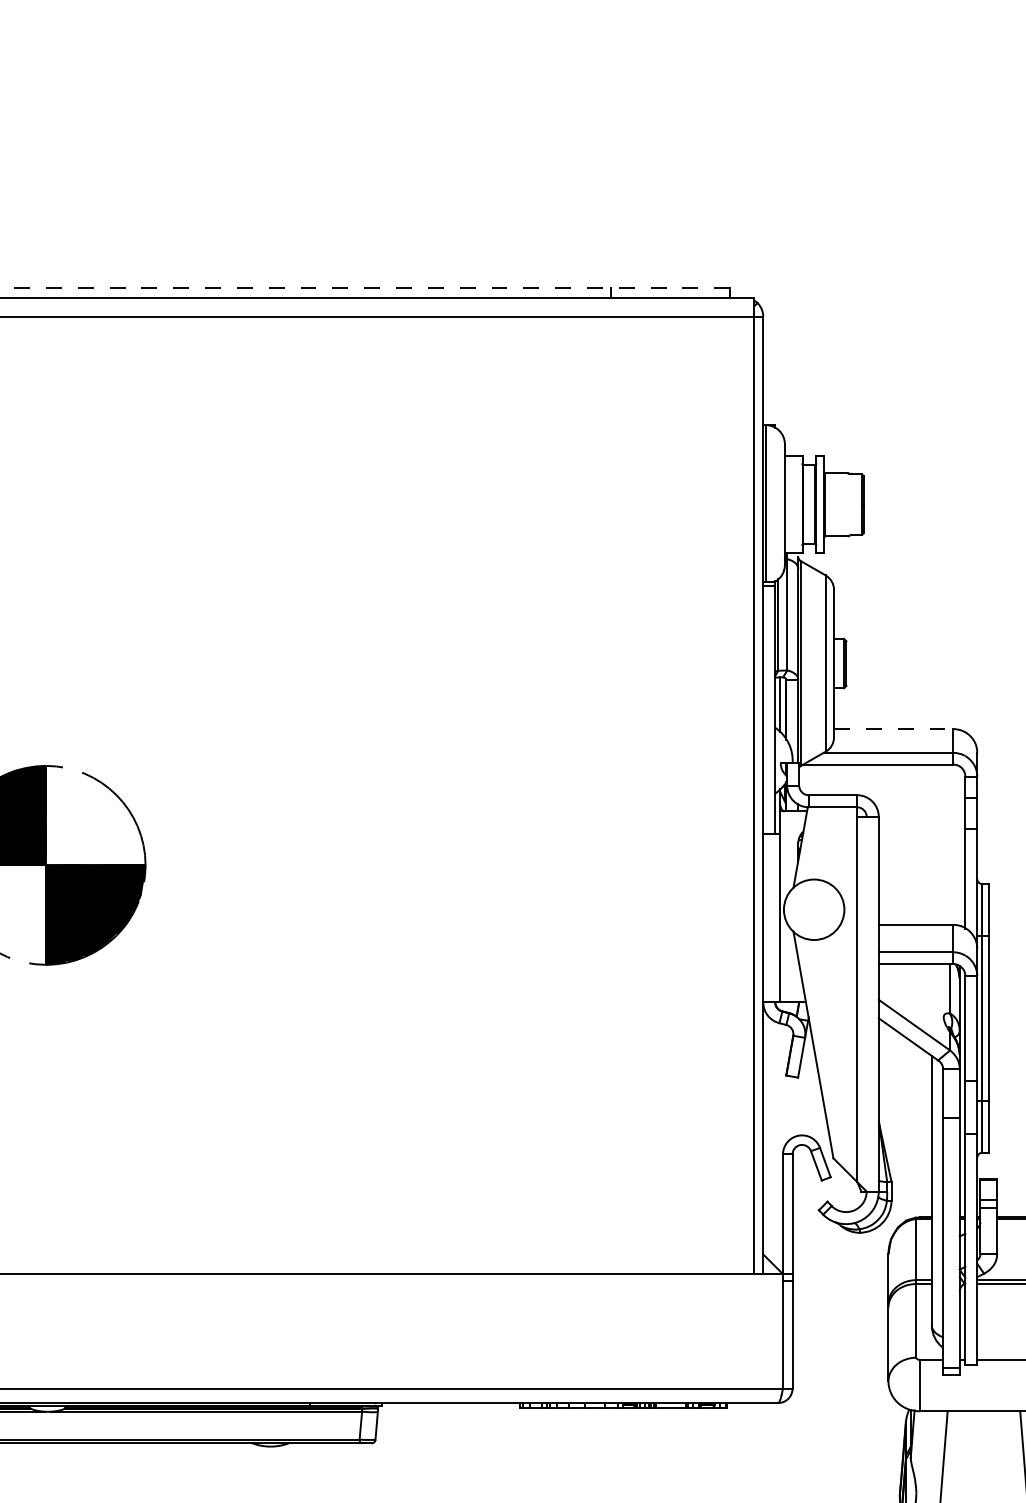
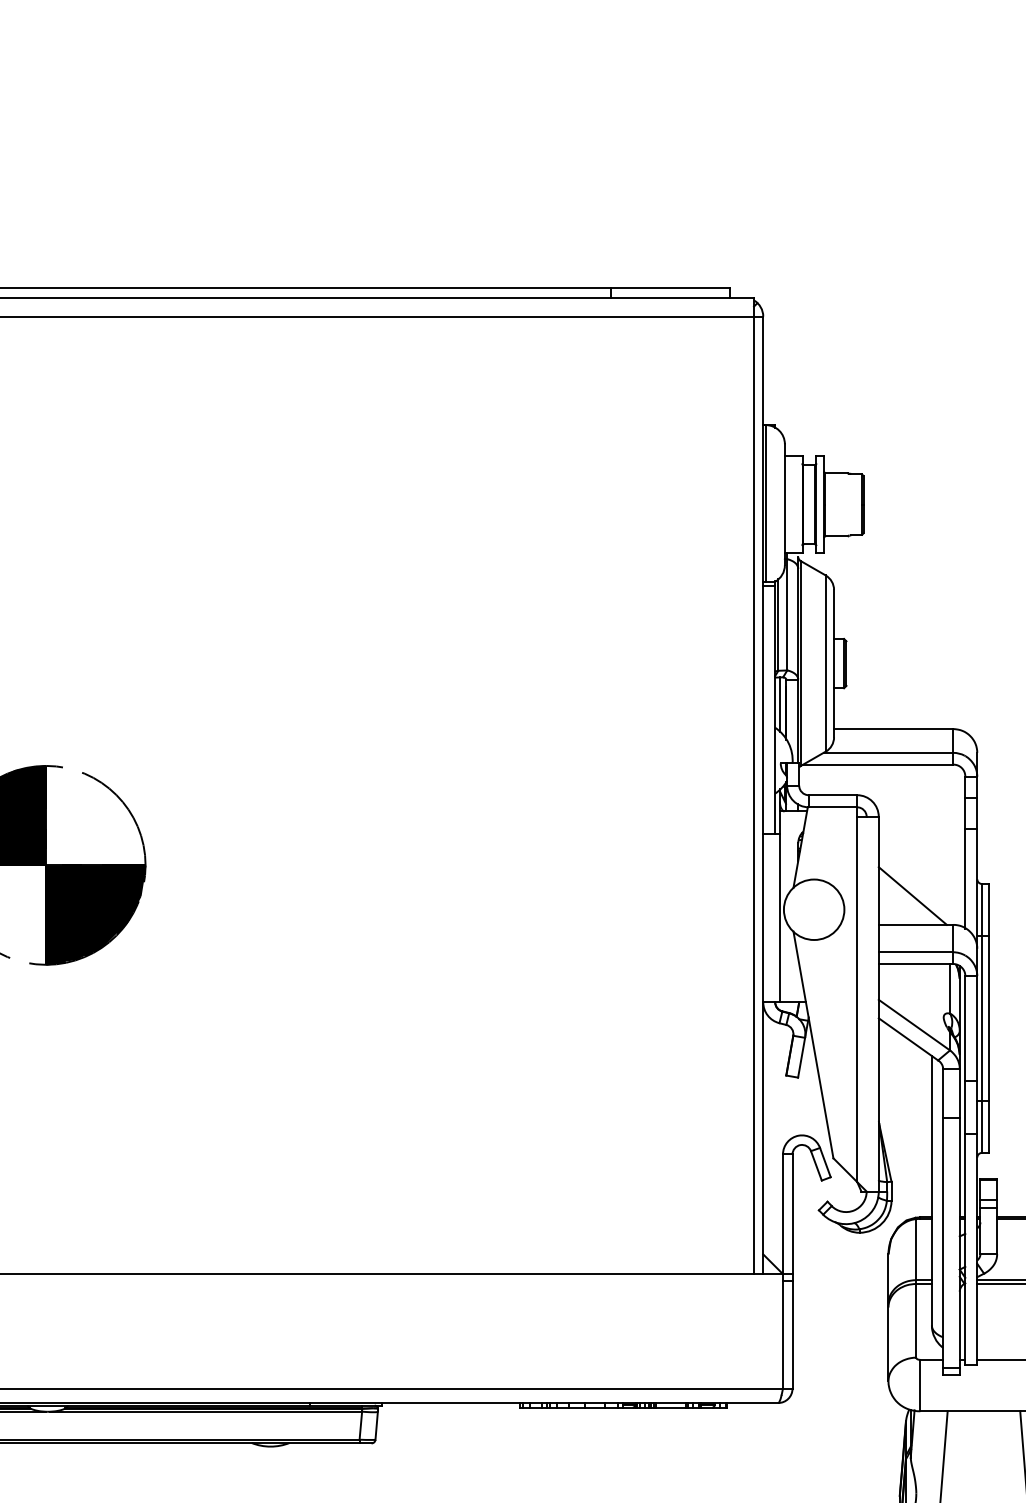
line: dashed -> solid (365, 287)
line: dashed -> solid (893, 729)
line: none -> present (912, 895)
